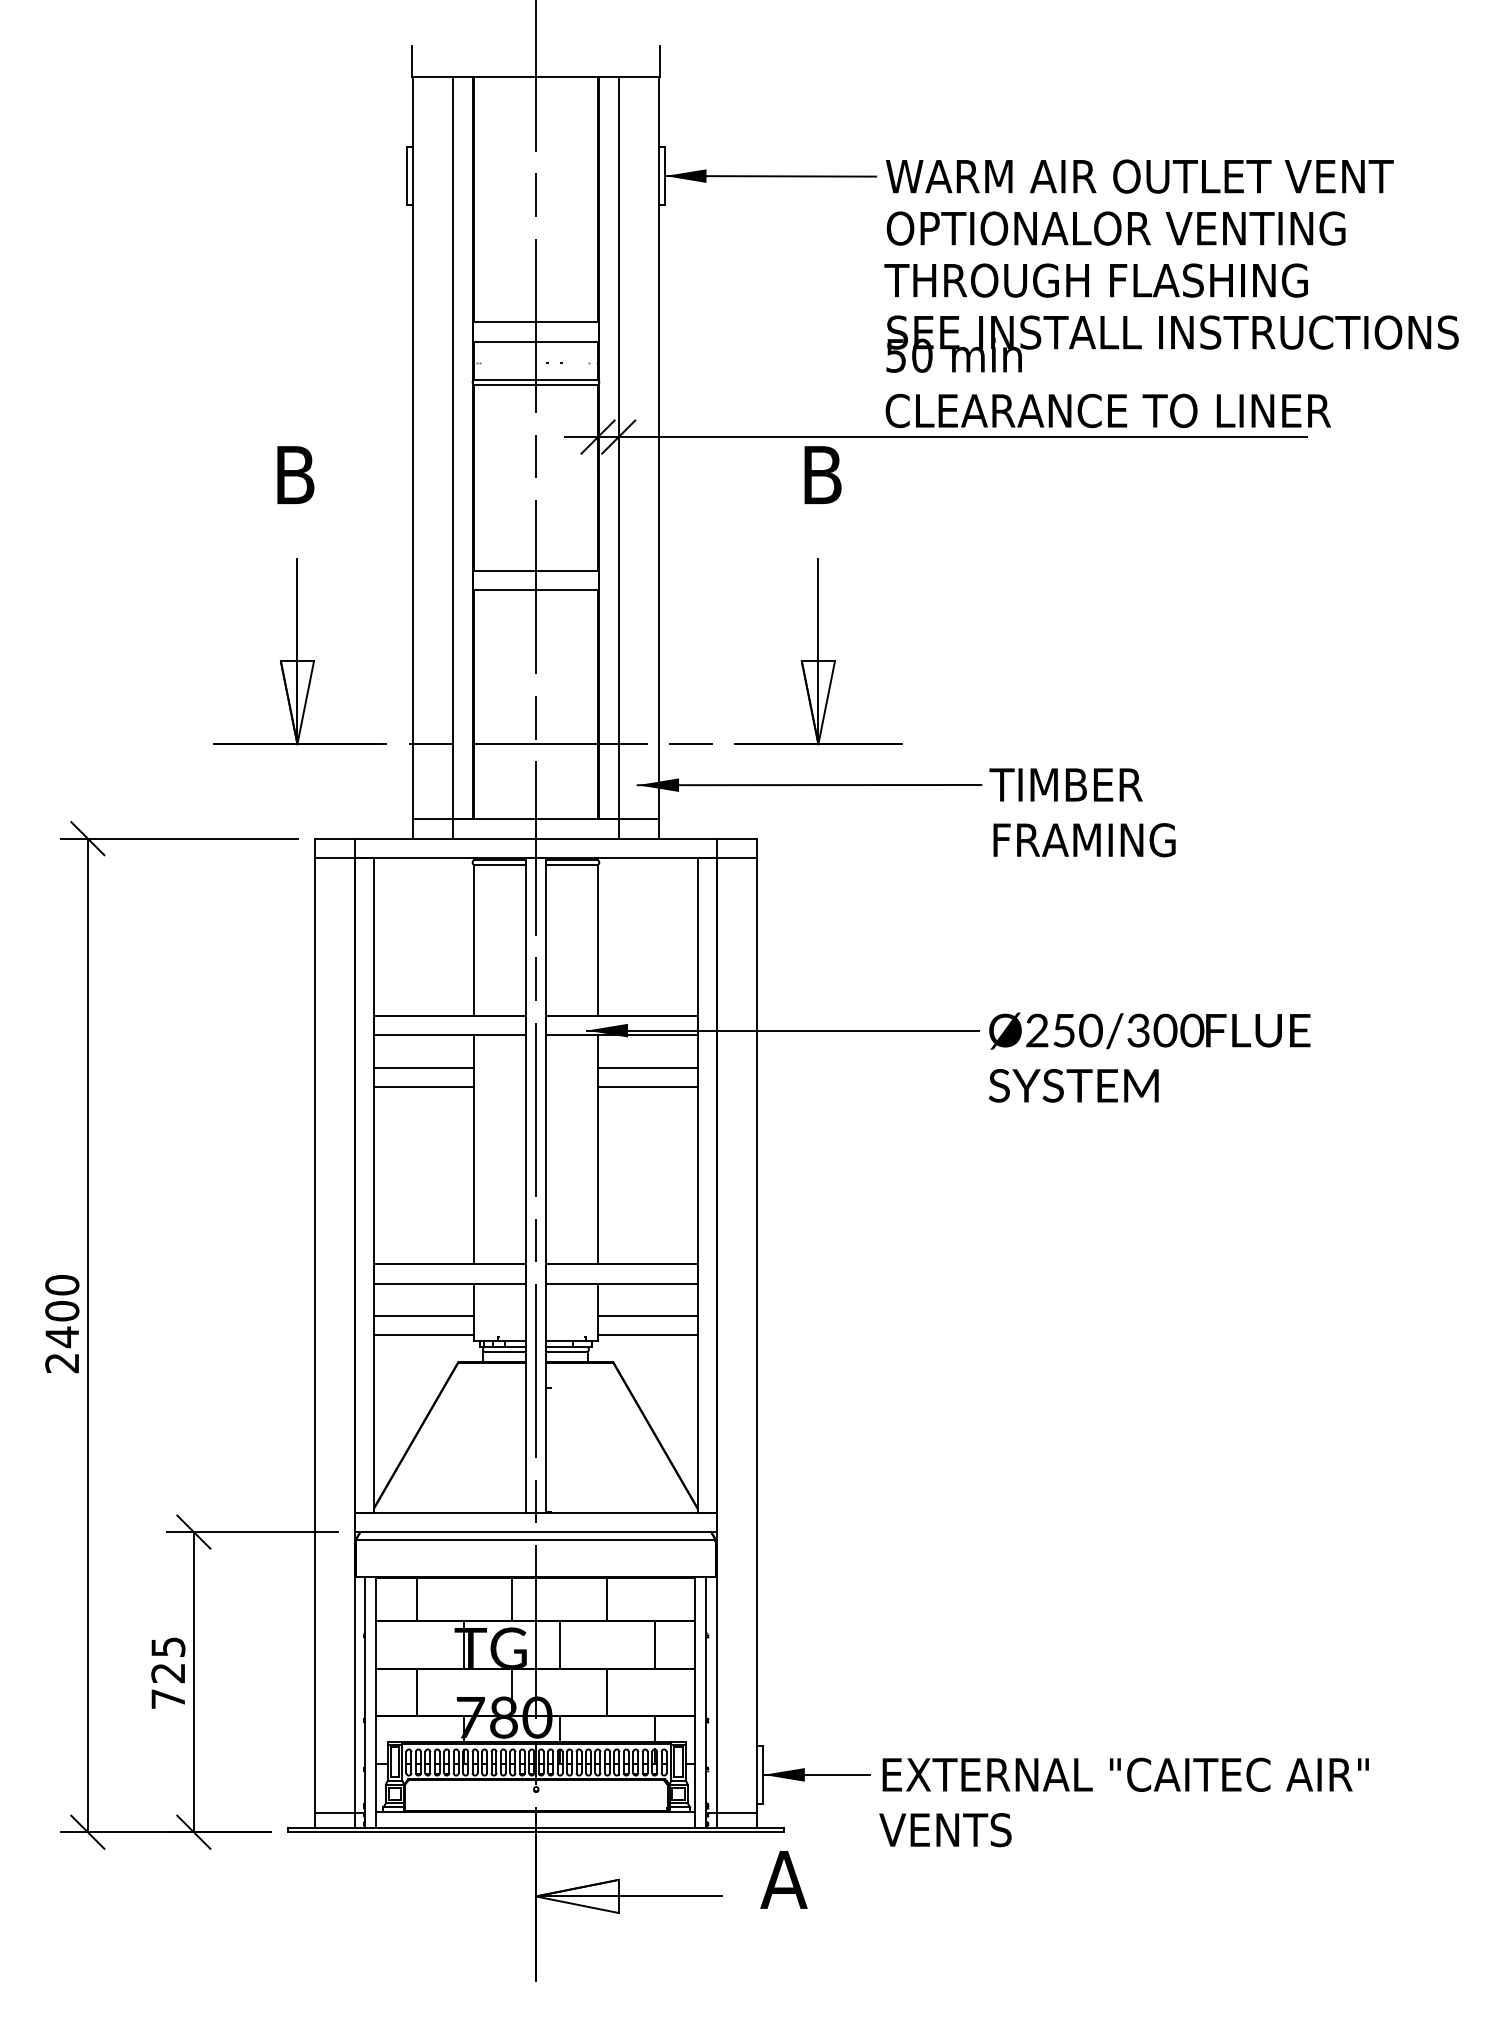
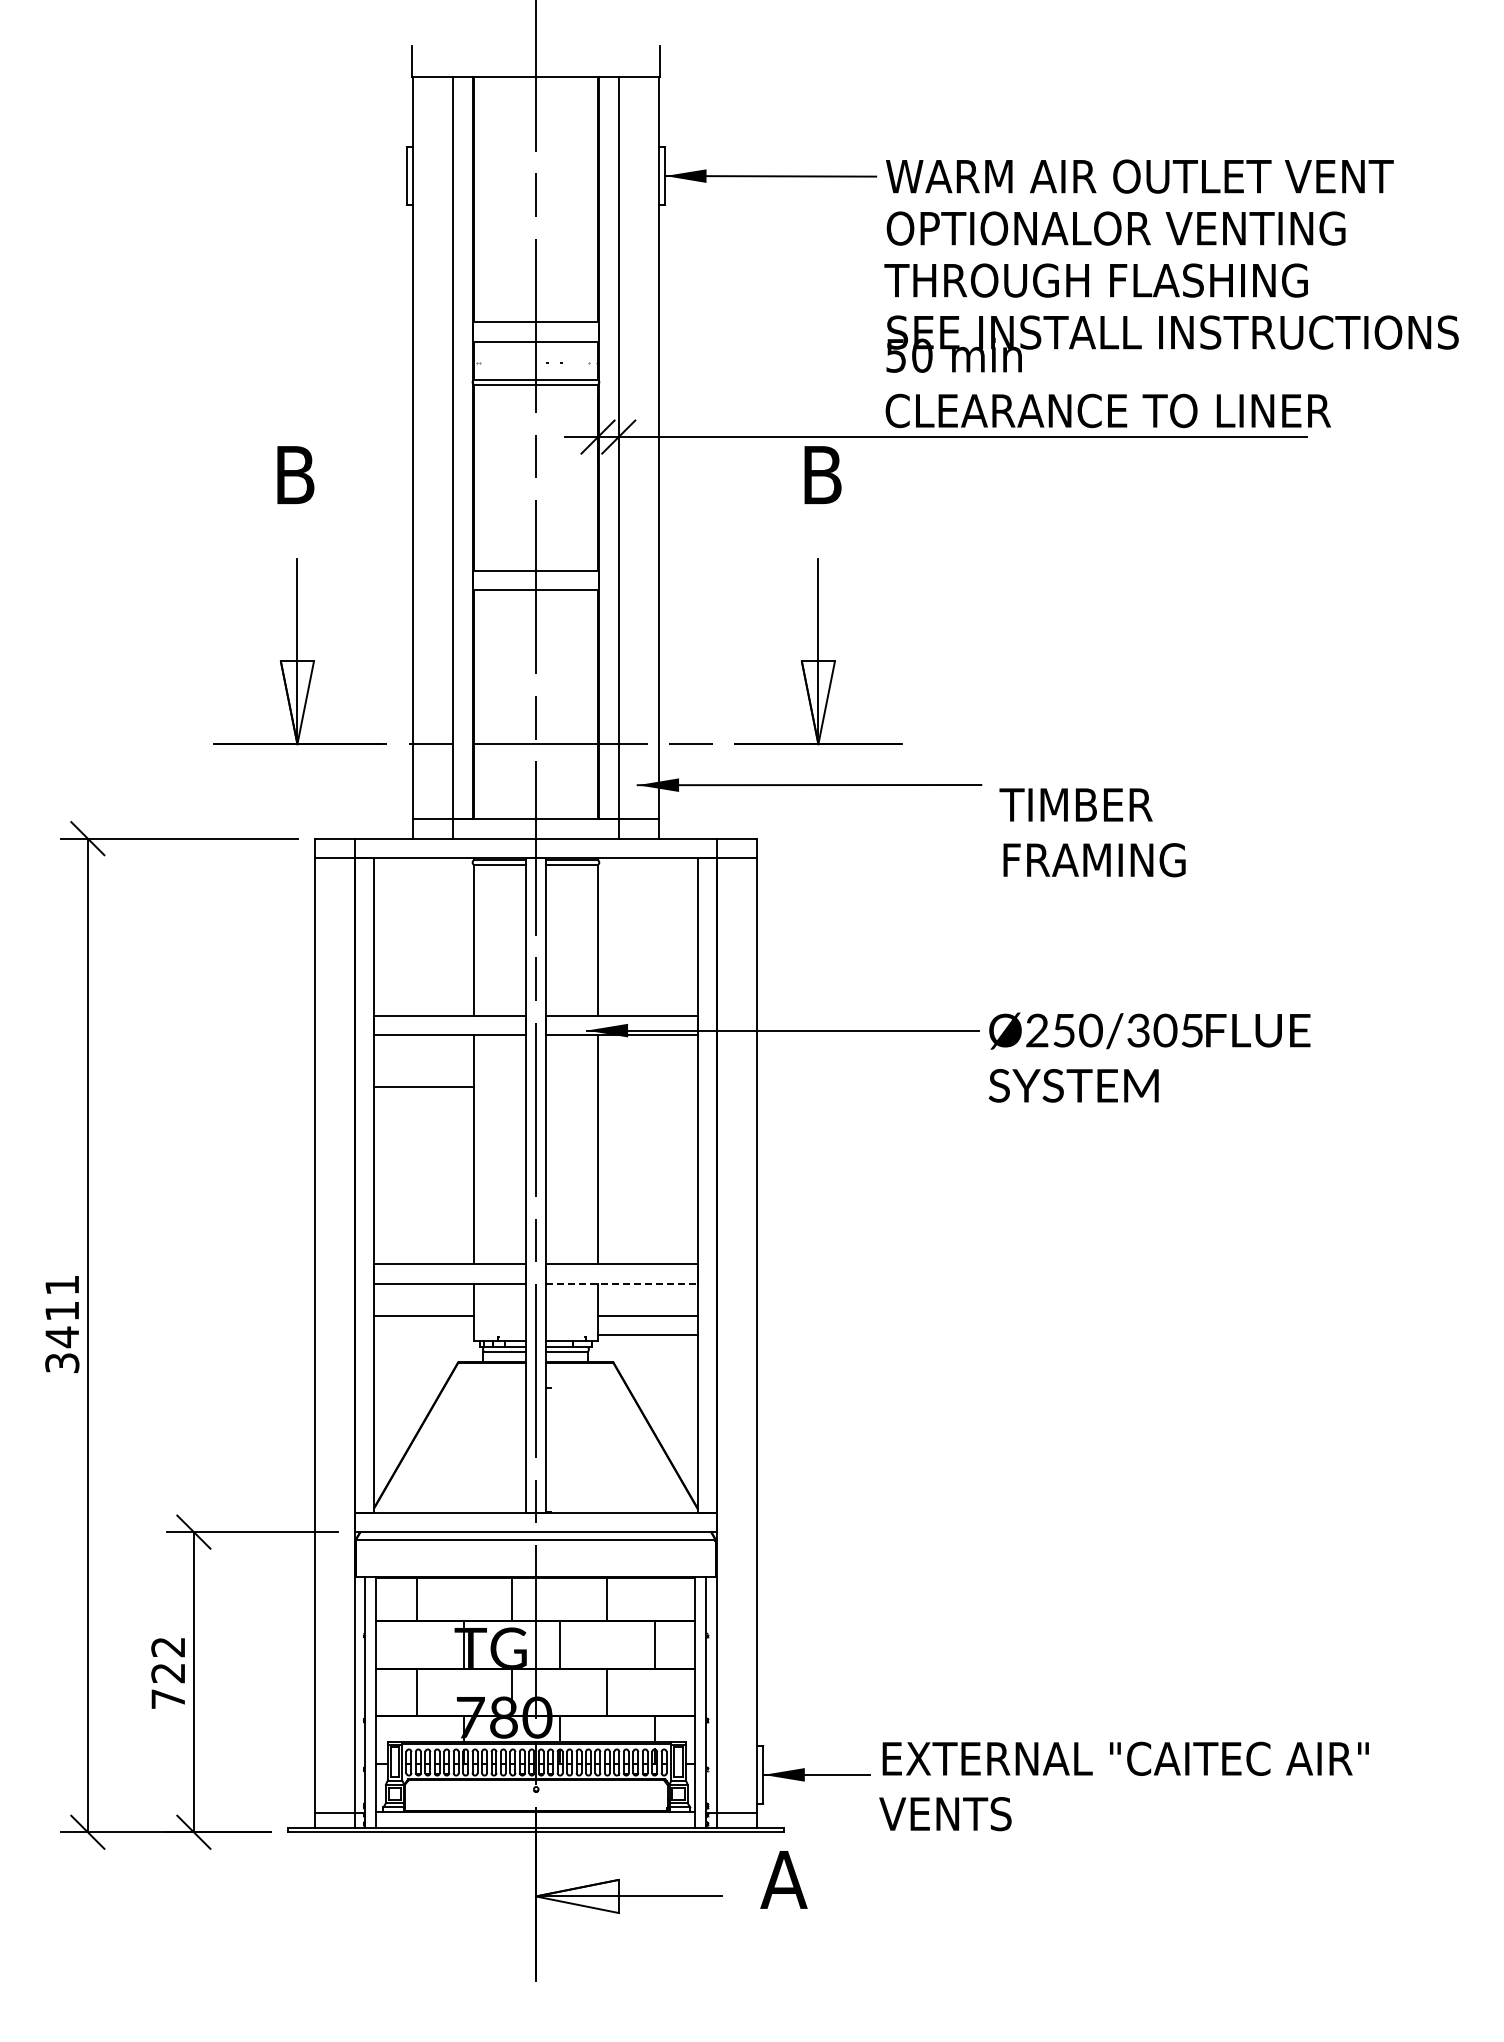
text position: (1082, 812) -> (1092, 832) (1092, 832)
text: Ø250/300 -> Ø250/305 (1192, 1030)
line: present -> none (423, 1067)
line: present -> none (647, 1067)
line: present -> none (647, 1087)
line: solid -> dashed (621, 1283)
text: 2400 -> 3411 (62, 1324)
line: present -> none (423, 1335)
text: 725 -> 722 (168, 1647)
text position: (1123, 1802) -> (1123, 1786) (1123, 1786)
